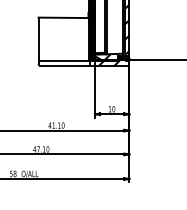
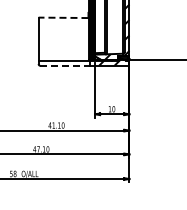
line: solid -> dashed (63, 17)
line: solid -> dashed (64, 65)
